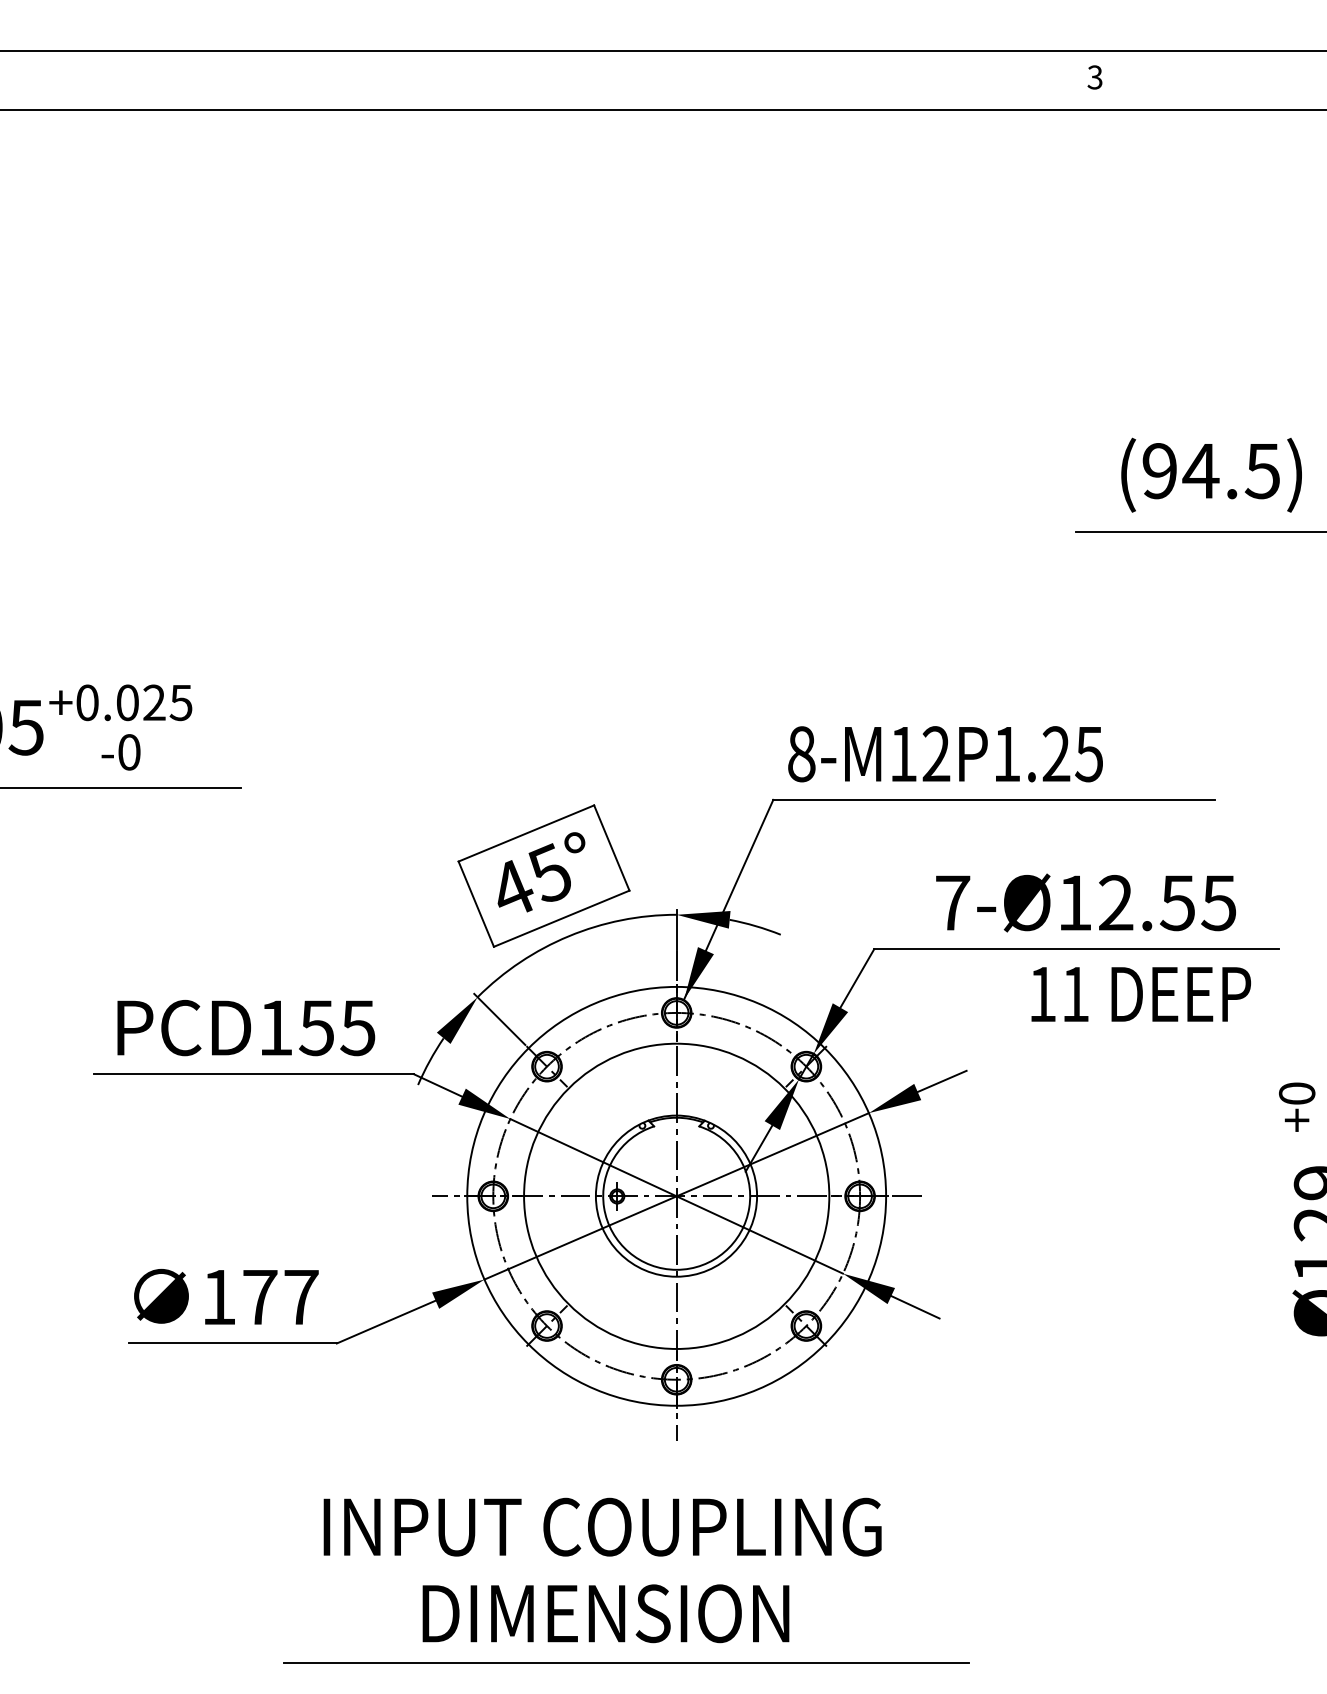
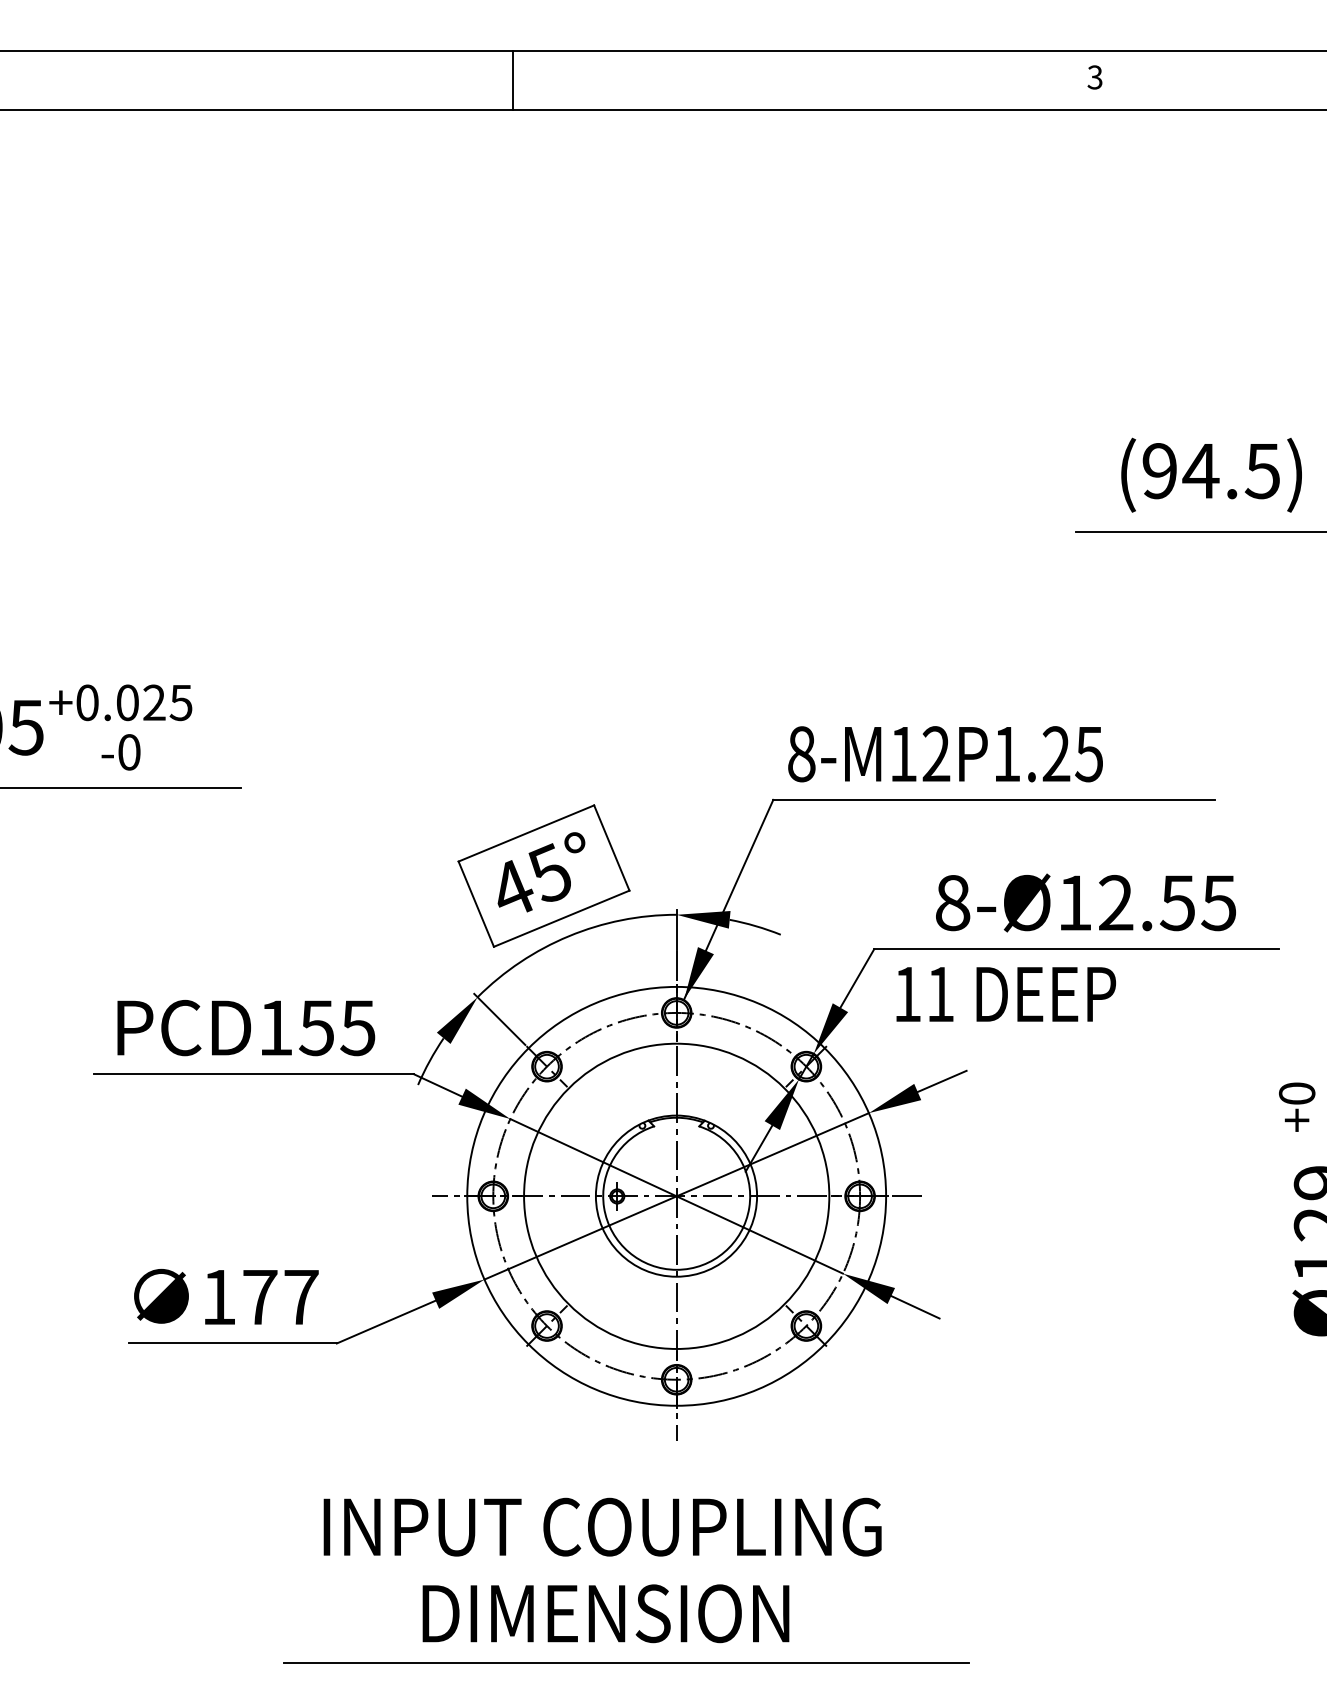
line: none -> present (513, 79)
text: 7-Ø12.55 -> 8-Ø12.55 (953, 903)
text position: (1140, 994) -> (1005, 994) (1005, 994)
